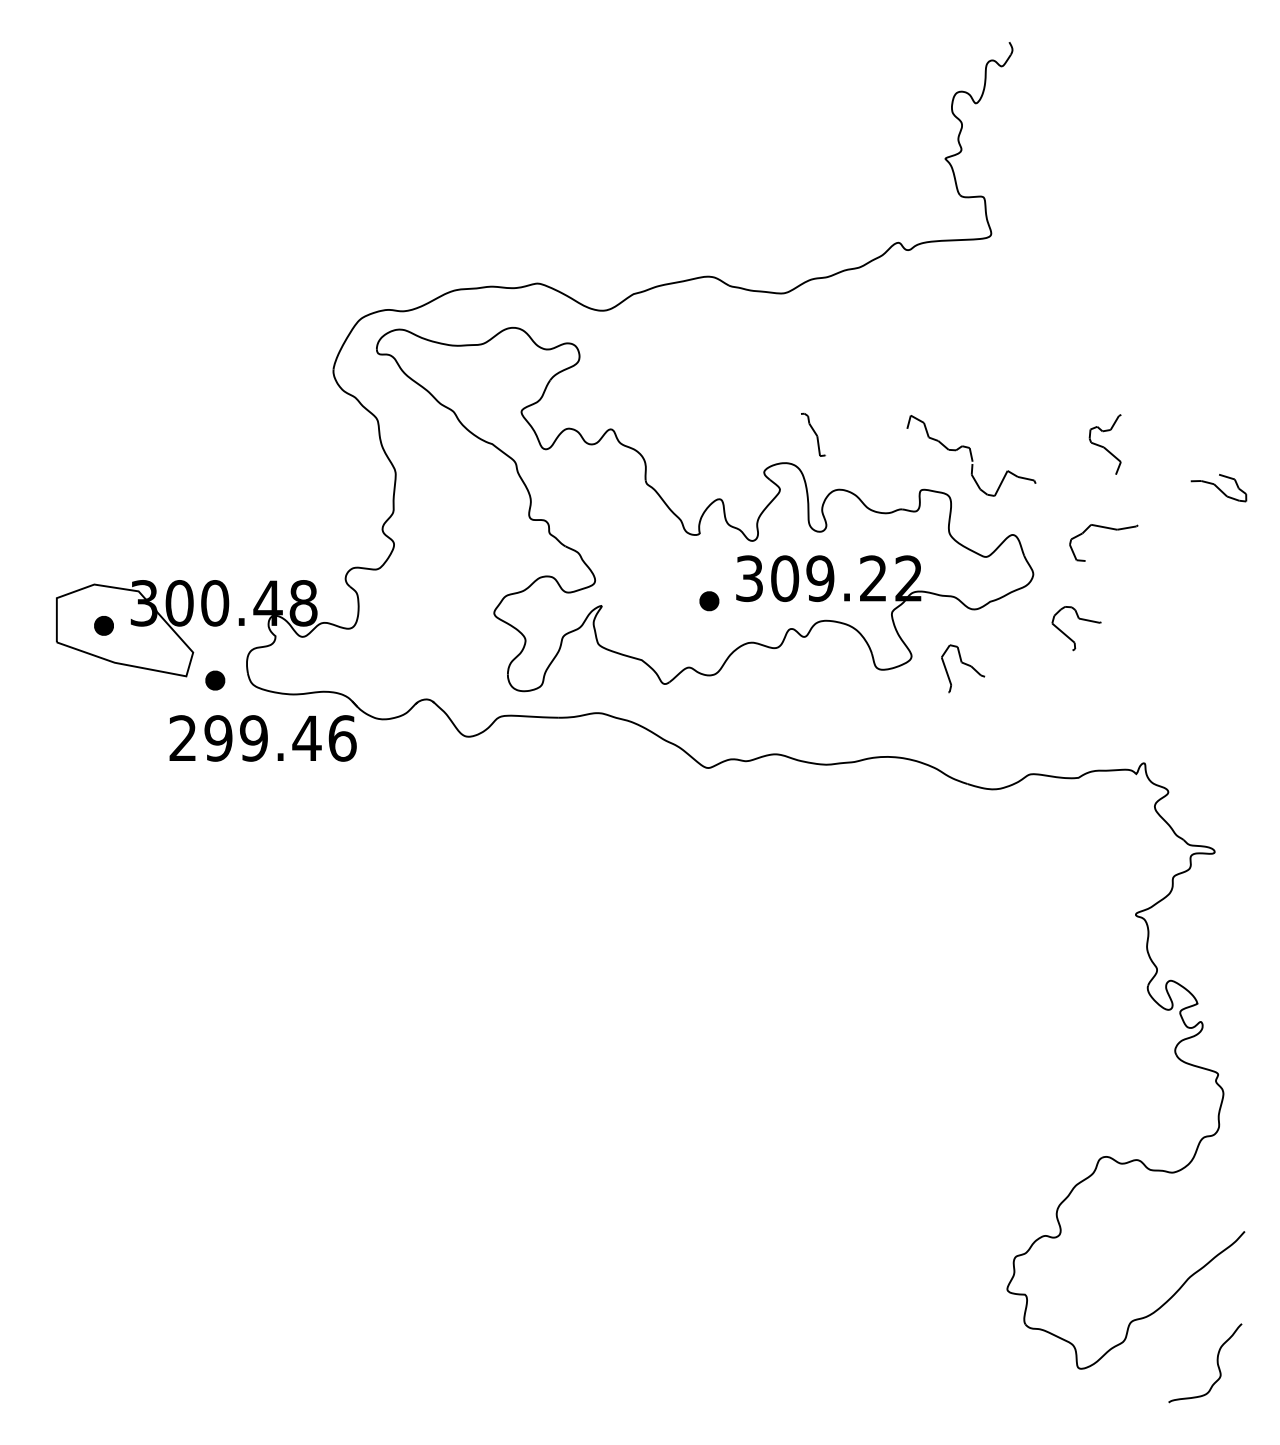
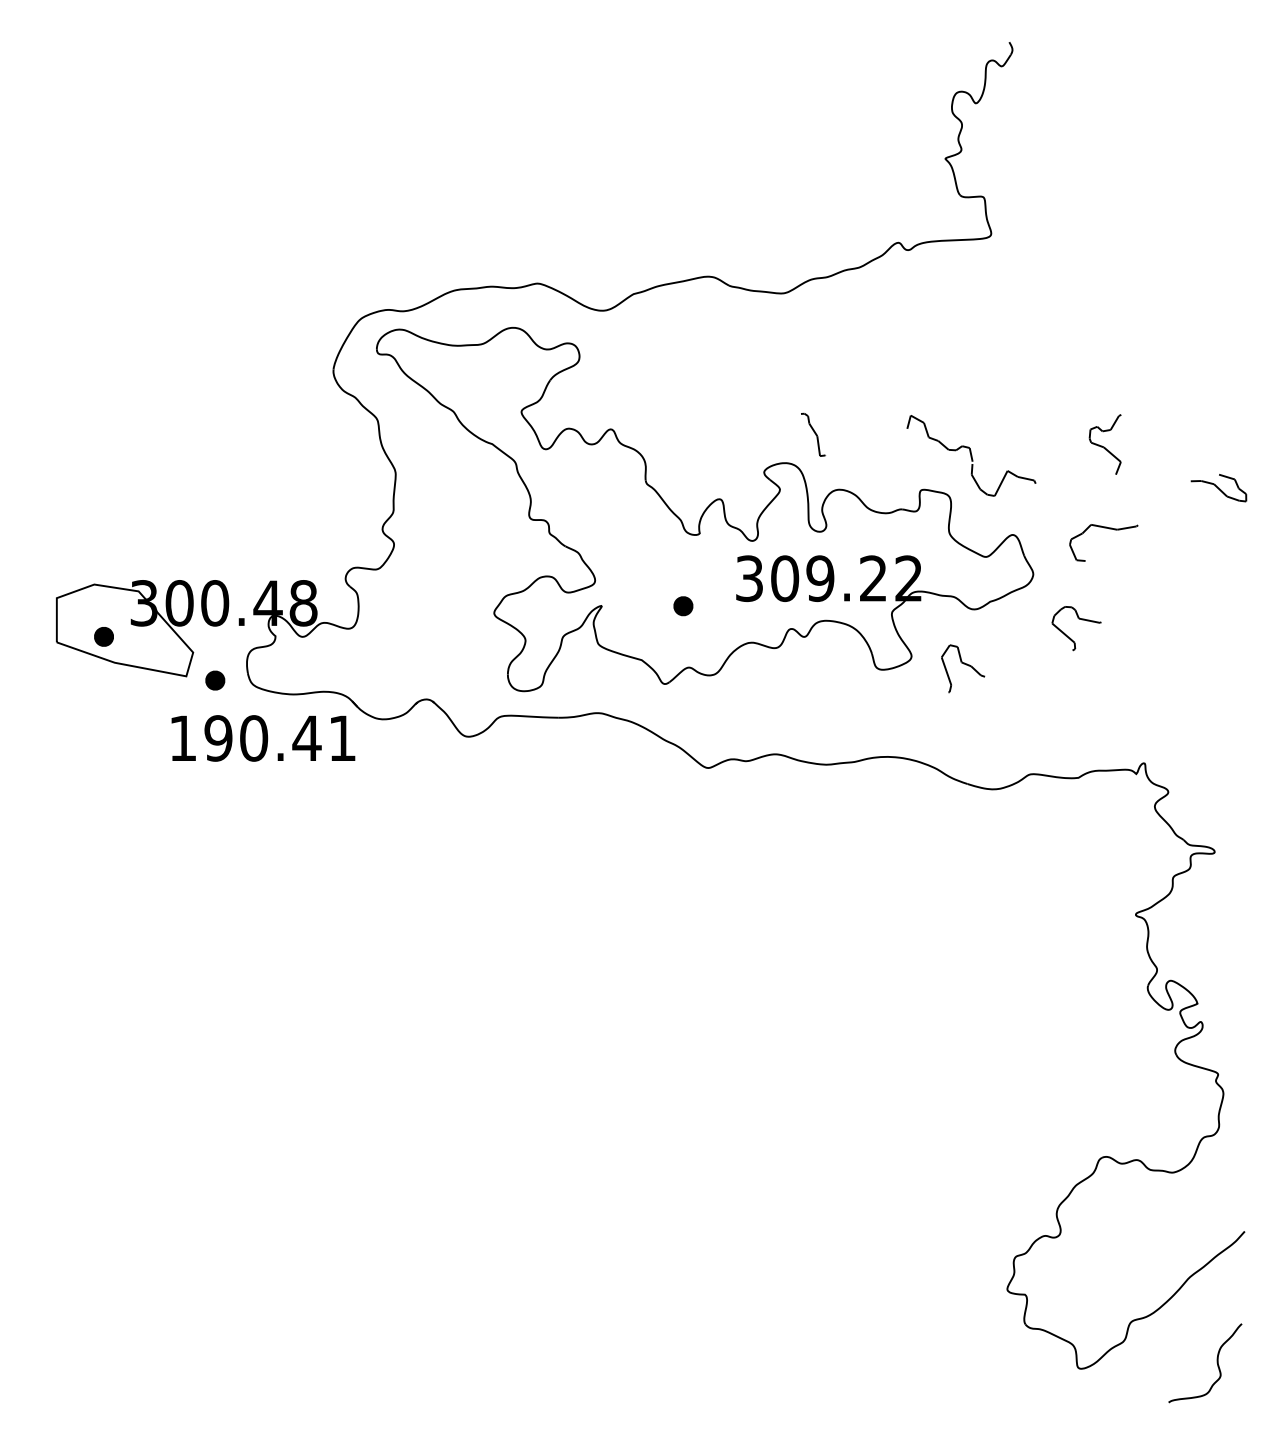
part position: (709, 601) -> (683, 606) (683, 606)
part position: (103, 625) -> (103, 636) (103, 636)
text: 299.46 -> 190.41 (262, 738)
